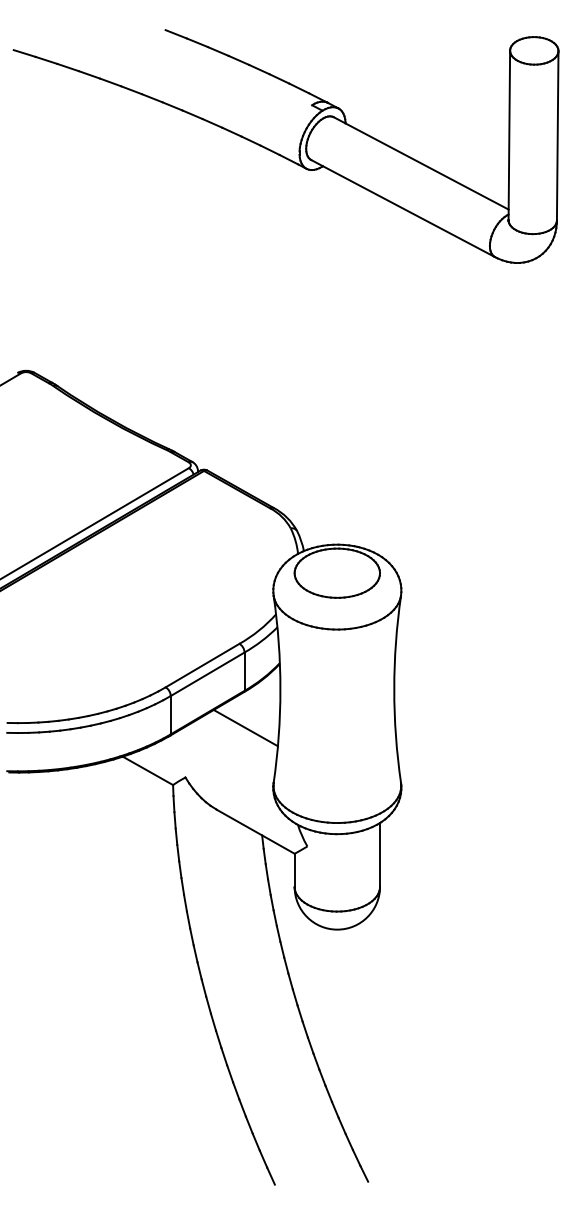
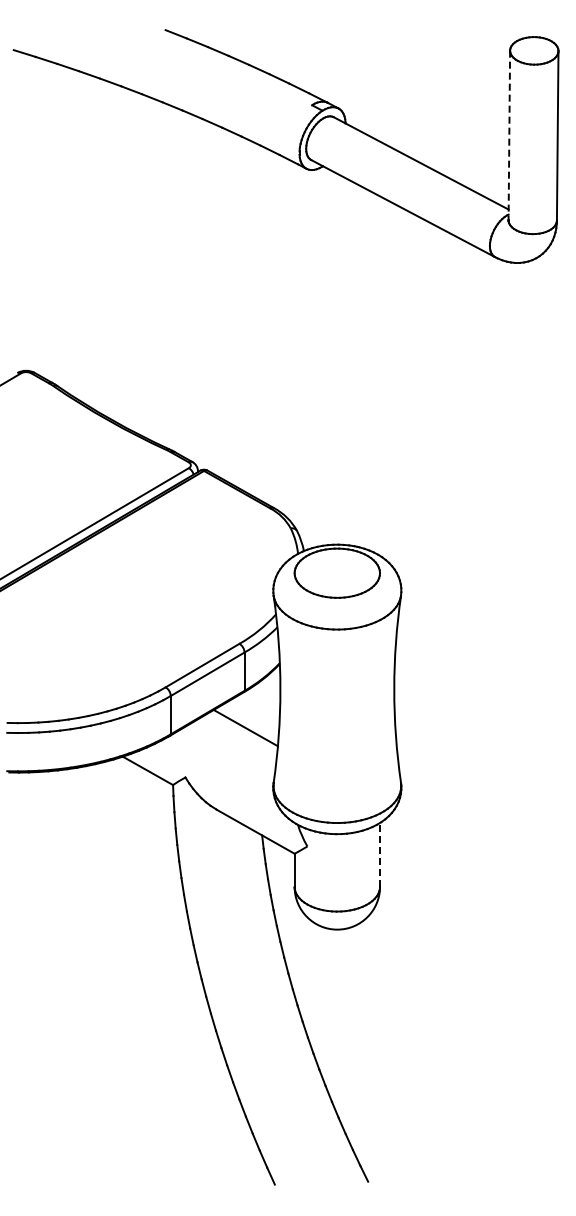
line: solid -> dashed (509, 135)
line: solid -> dashed (380, 854)
